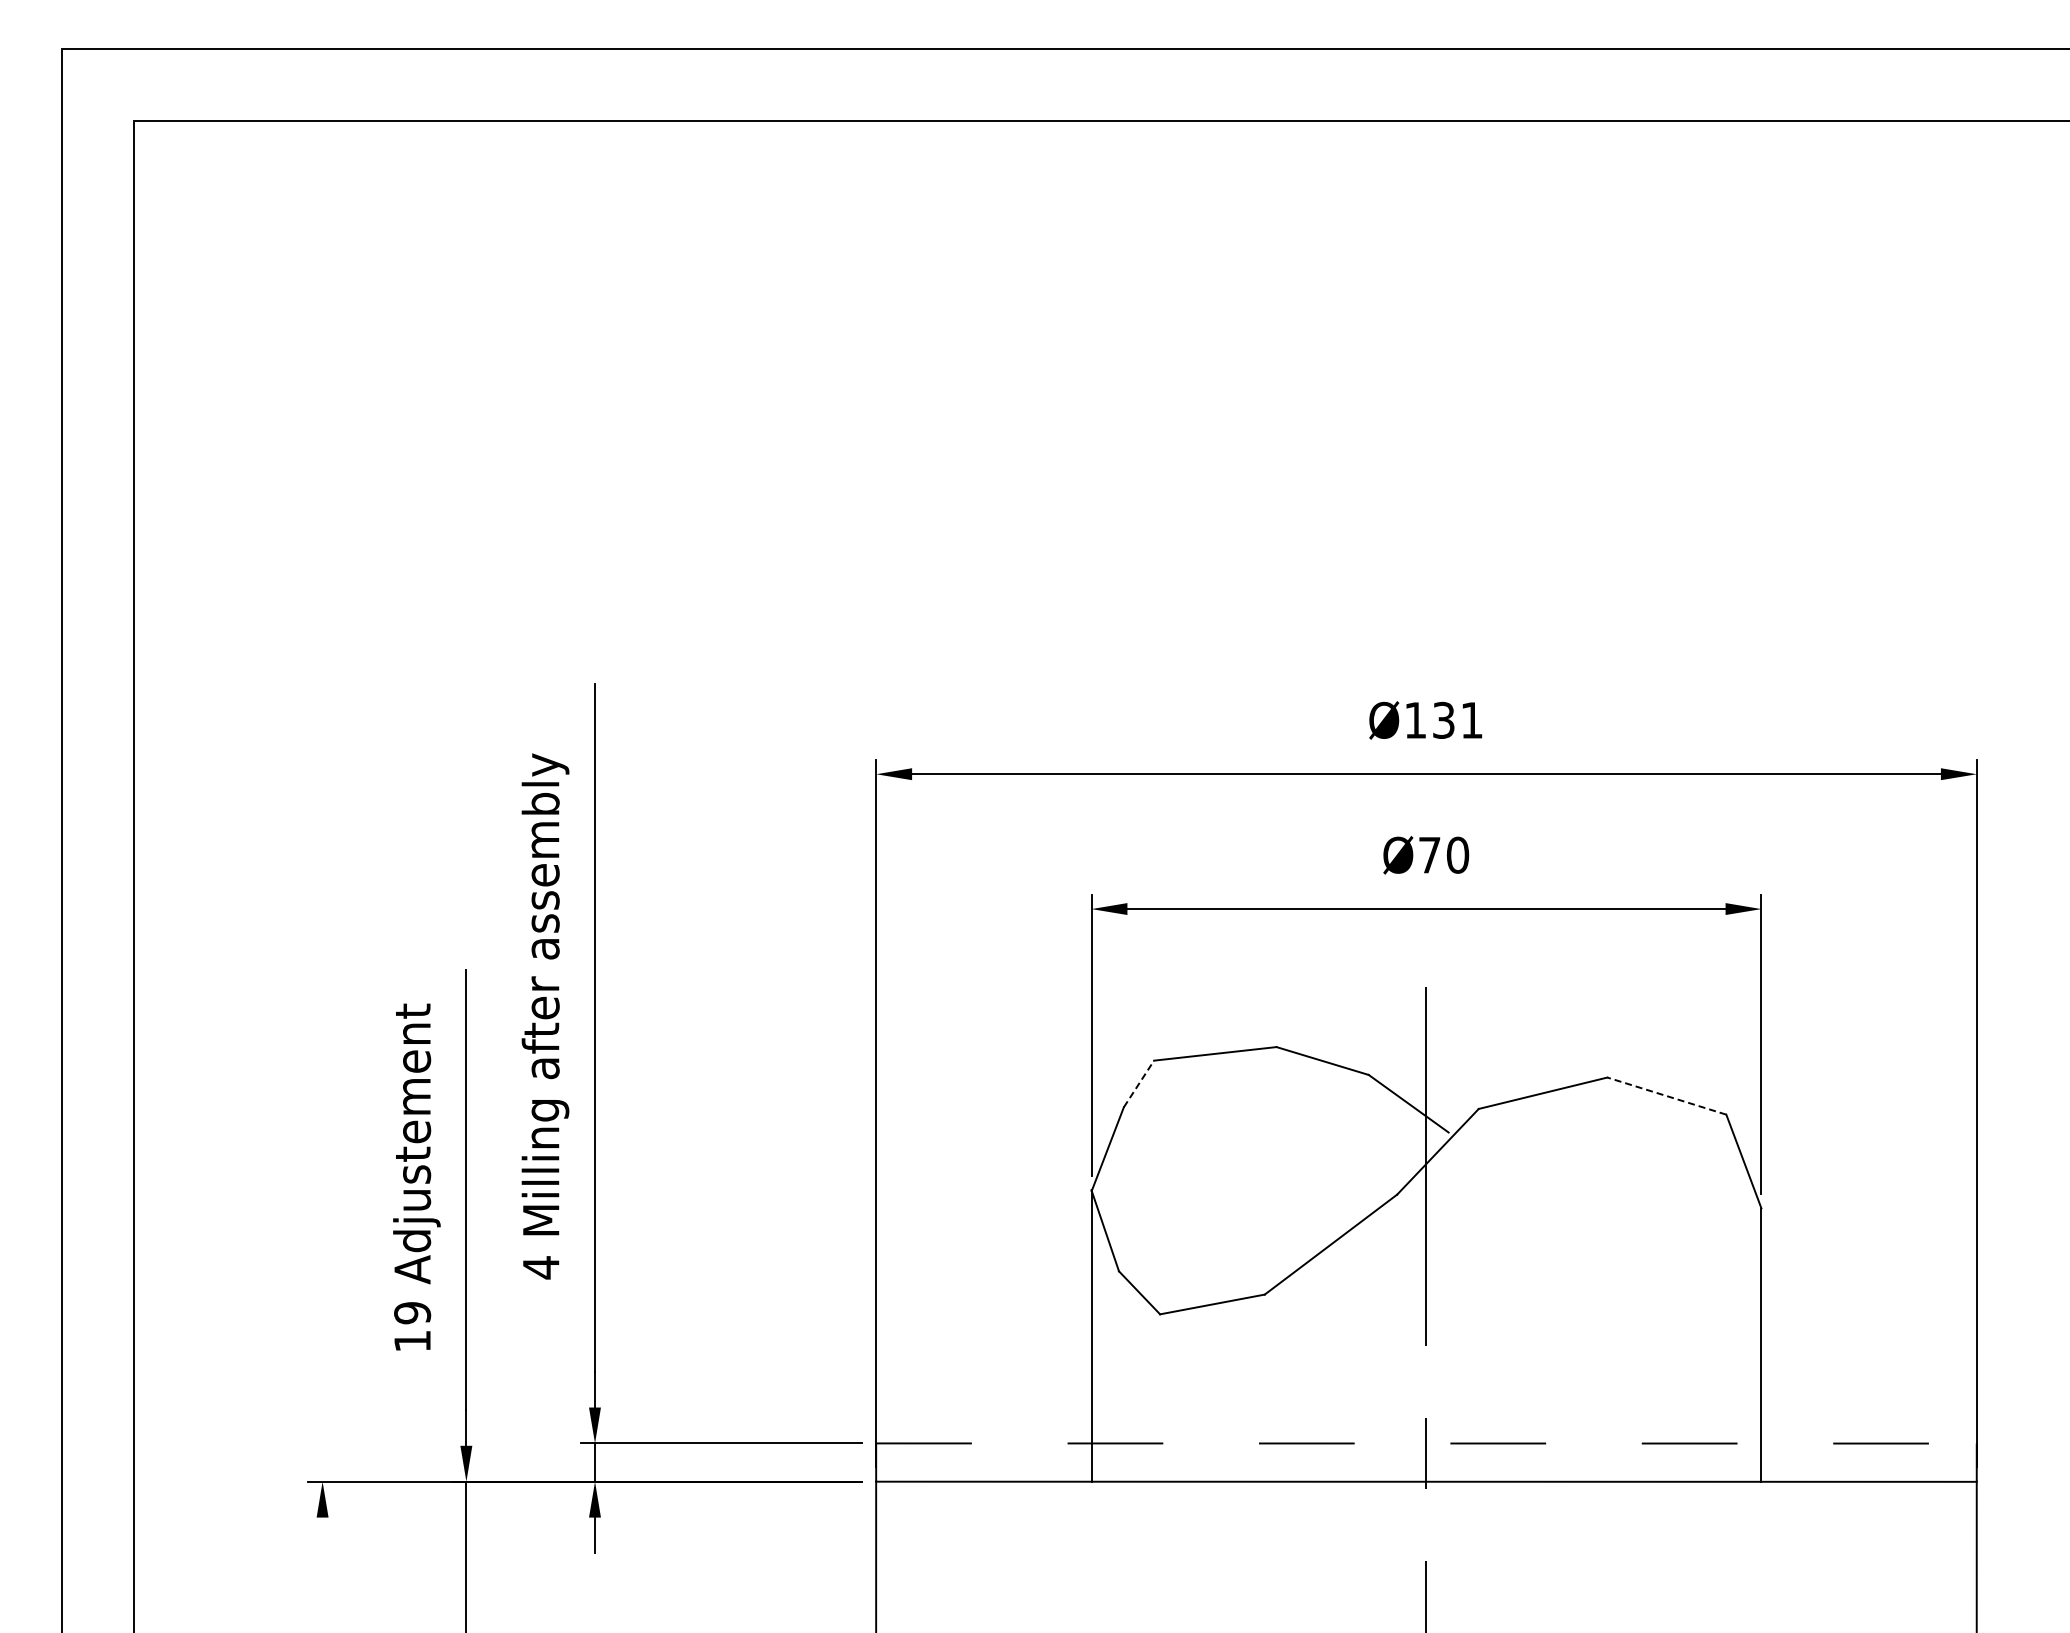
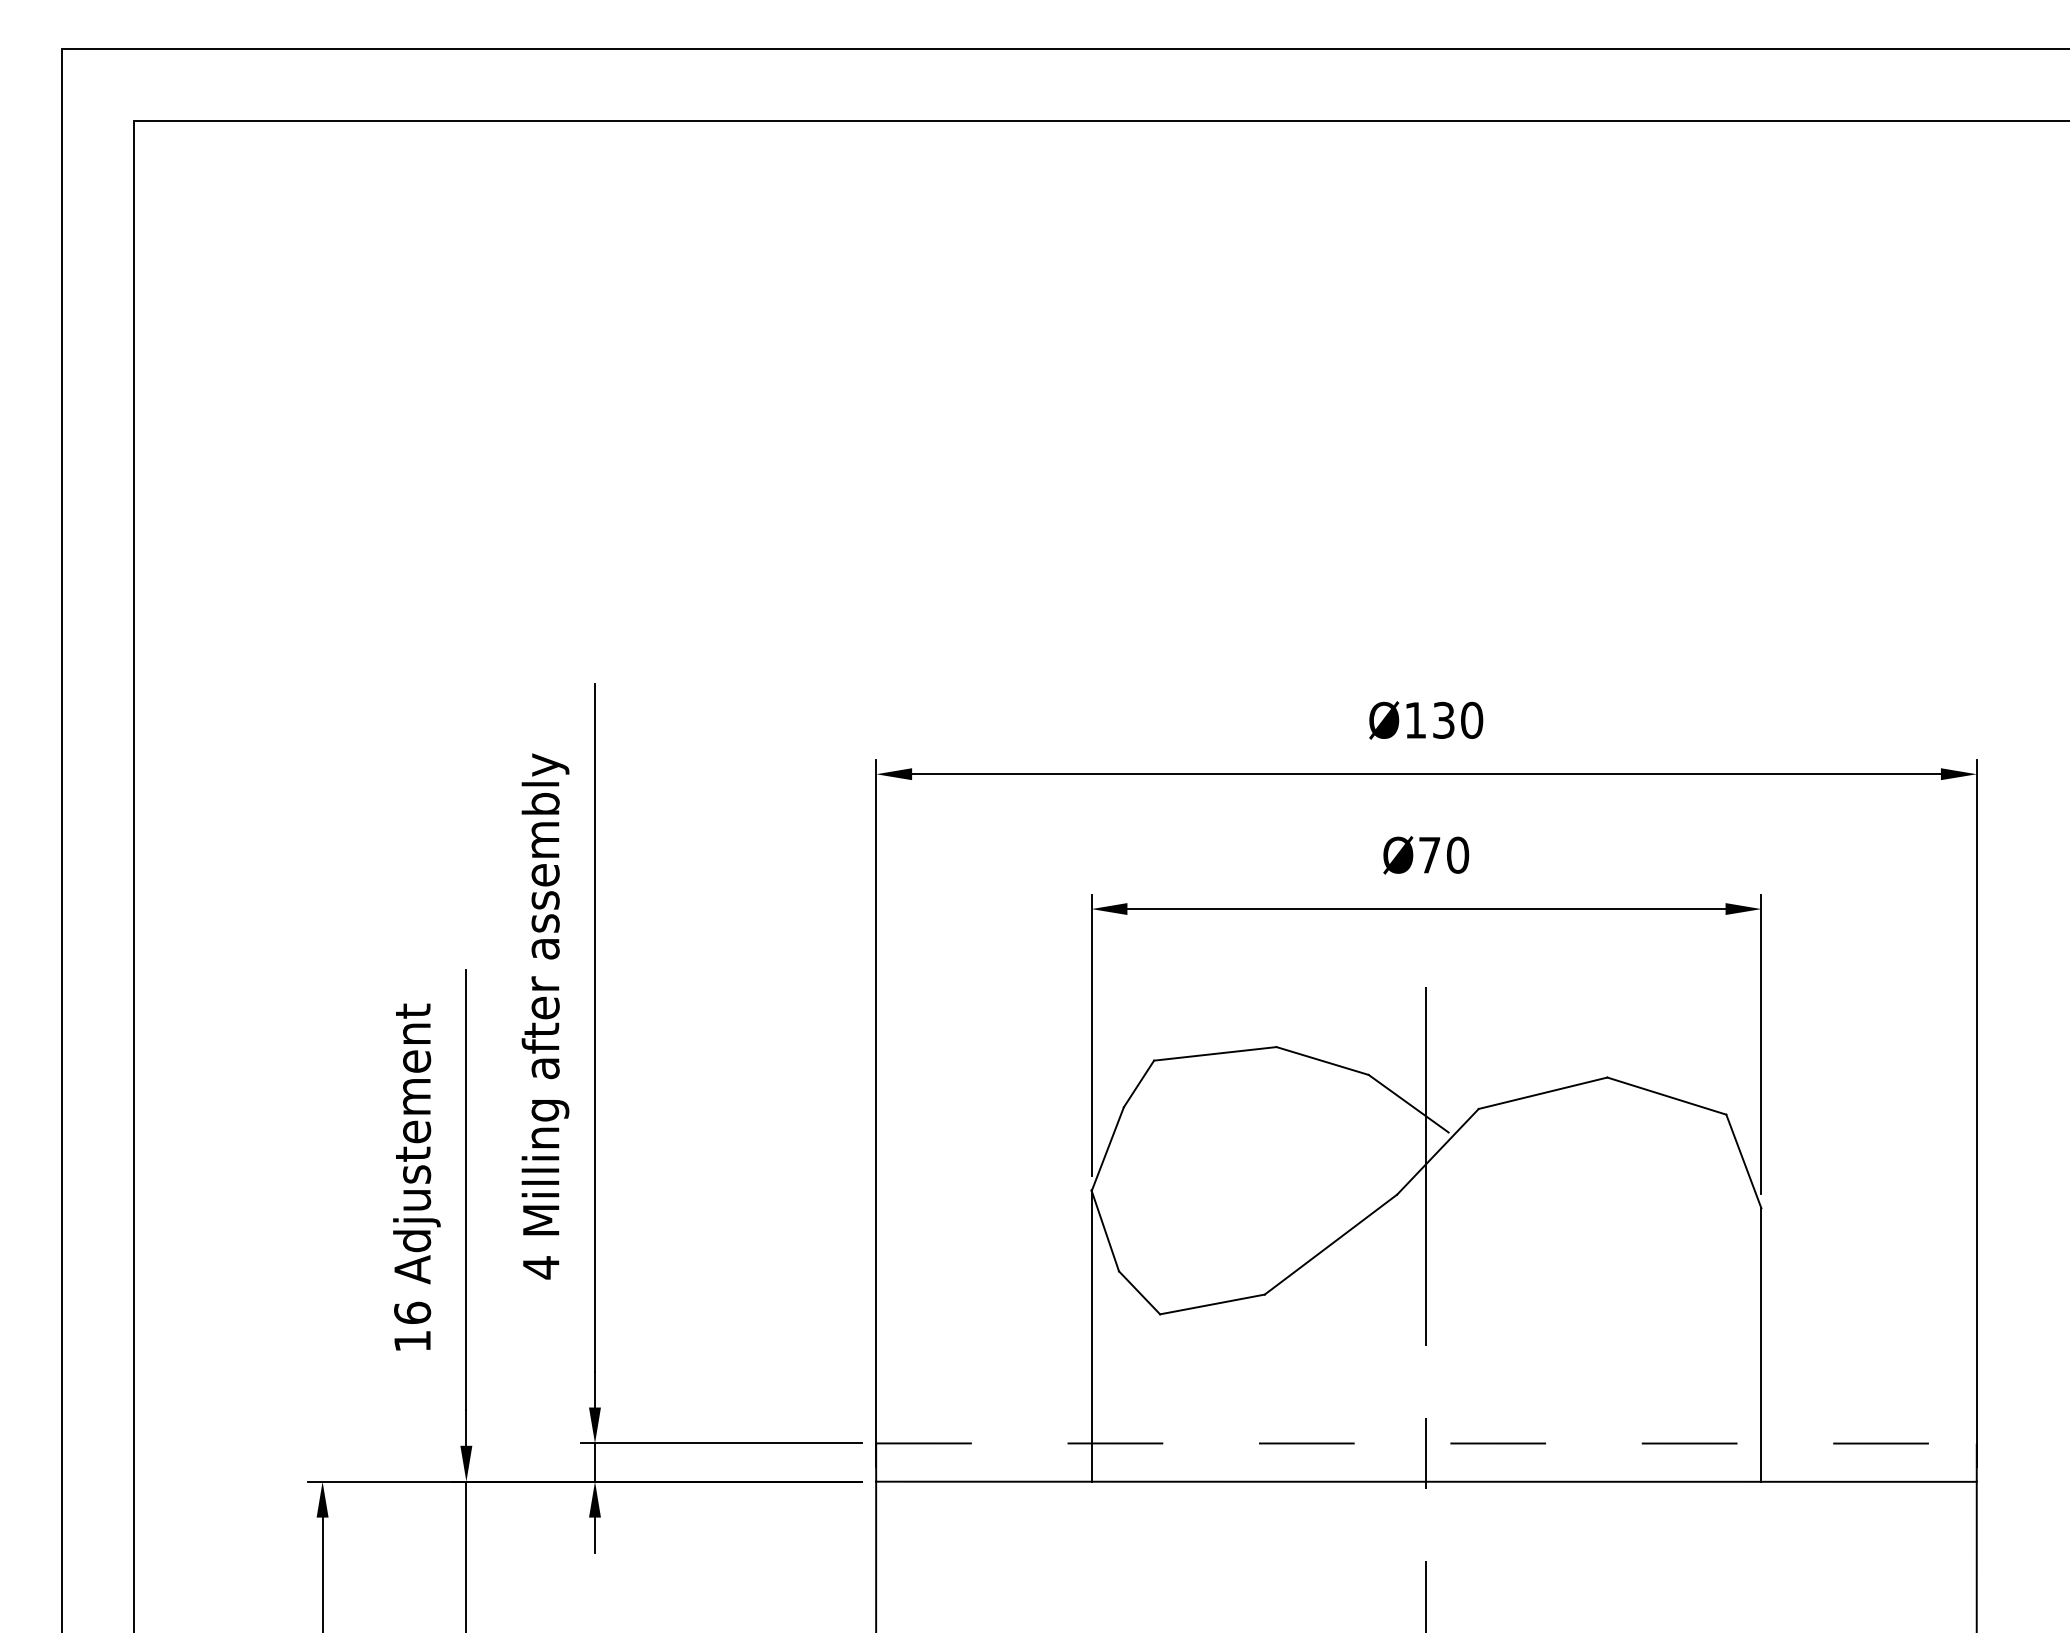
text: Ø131 -> Ø130 (1472, 719)
line: dashed -> solid (1138, 1083)
line: dashed -> solid (1666, 1095)
text: 19 -> 16 (412, 1312)
line: none -> present (322, 1573)
